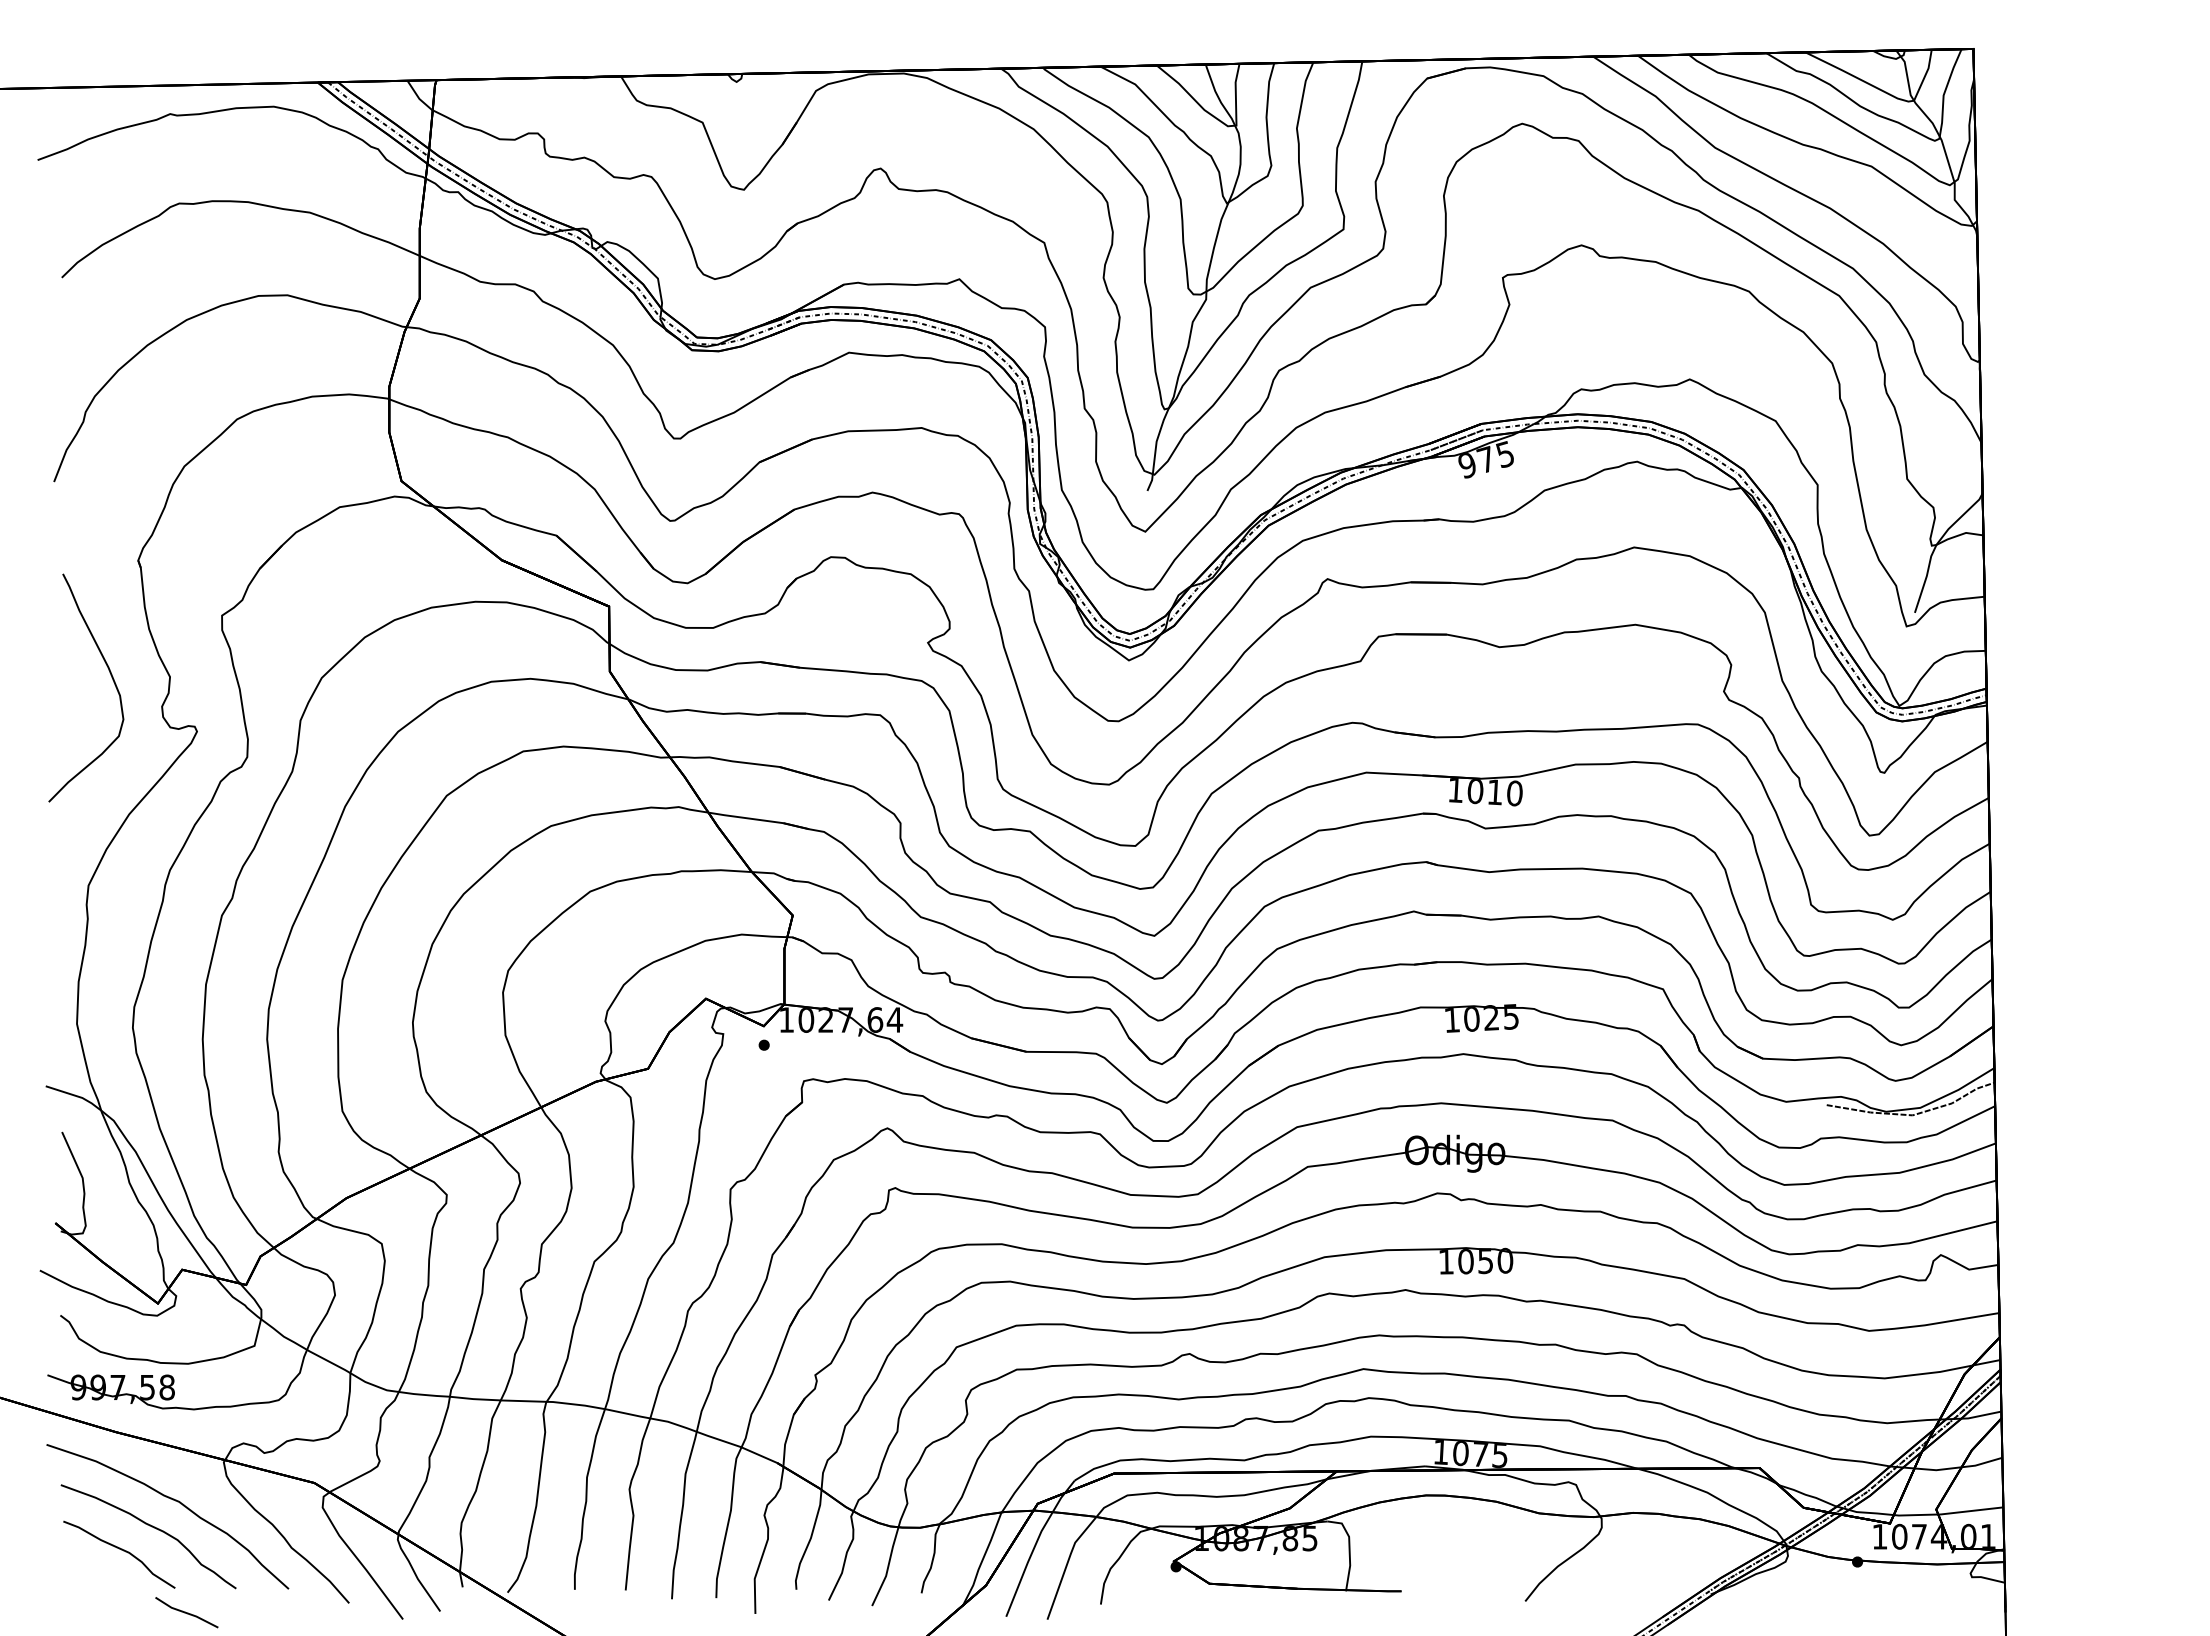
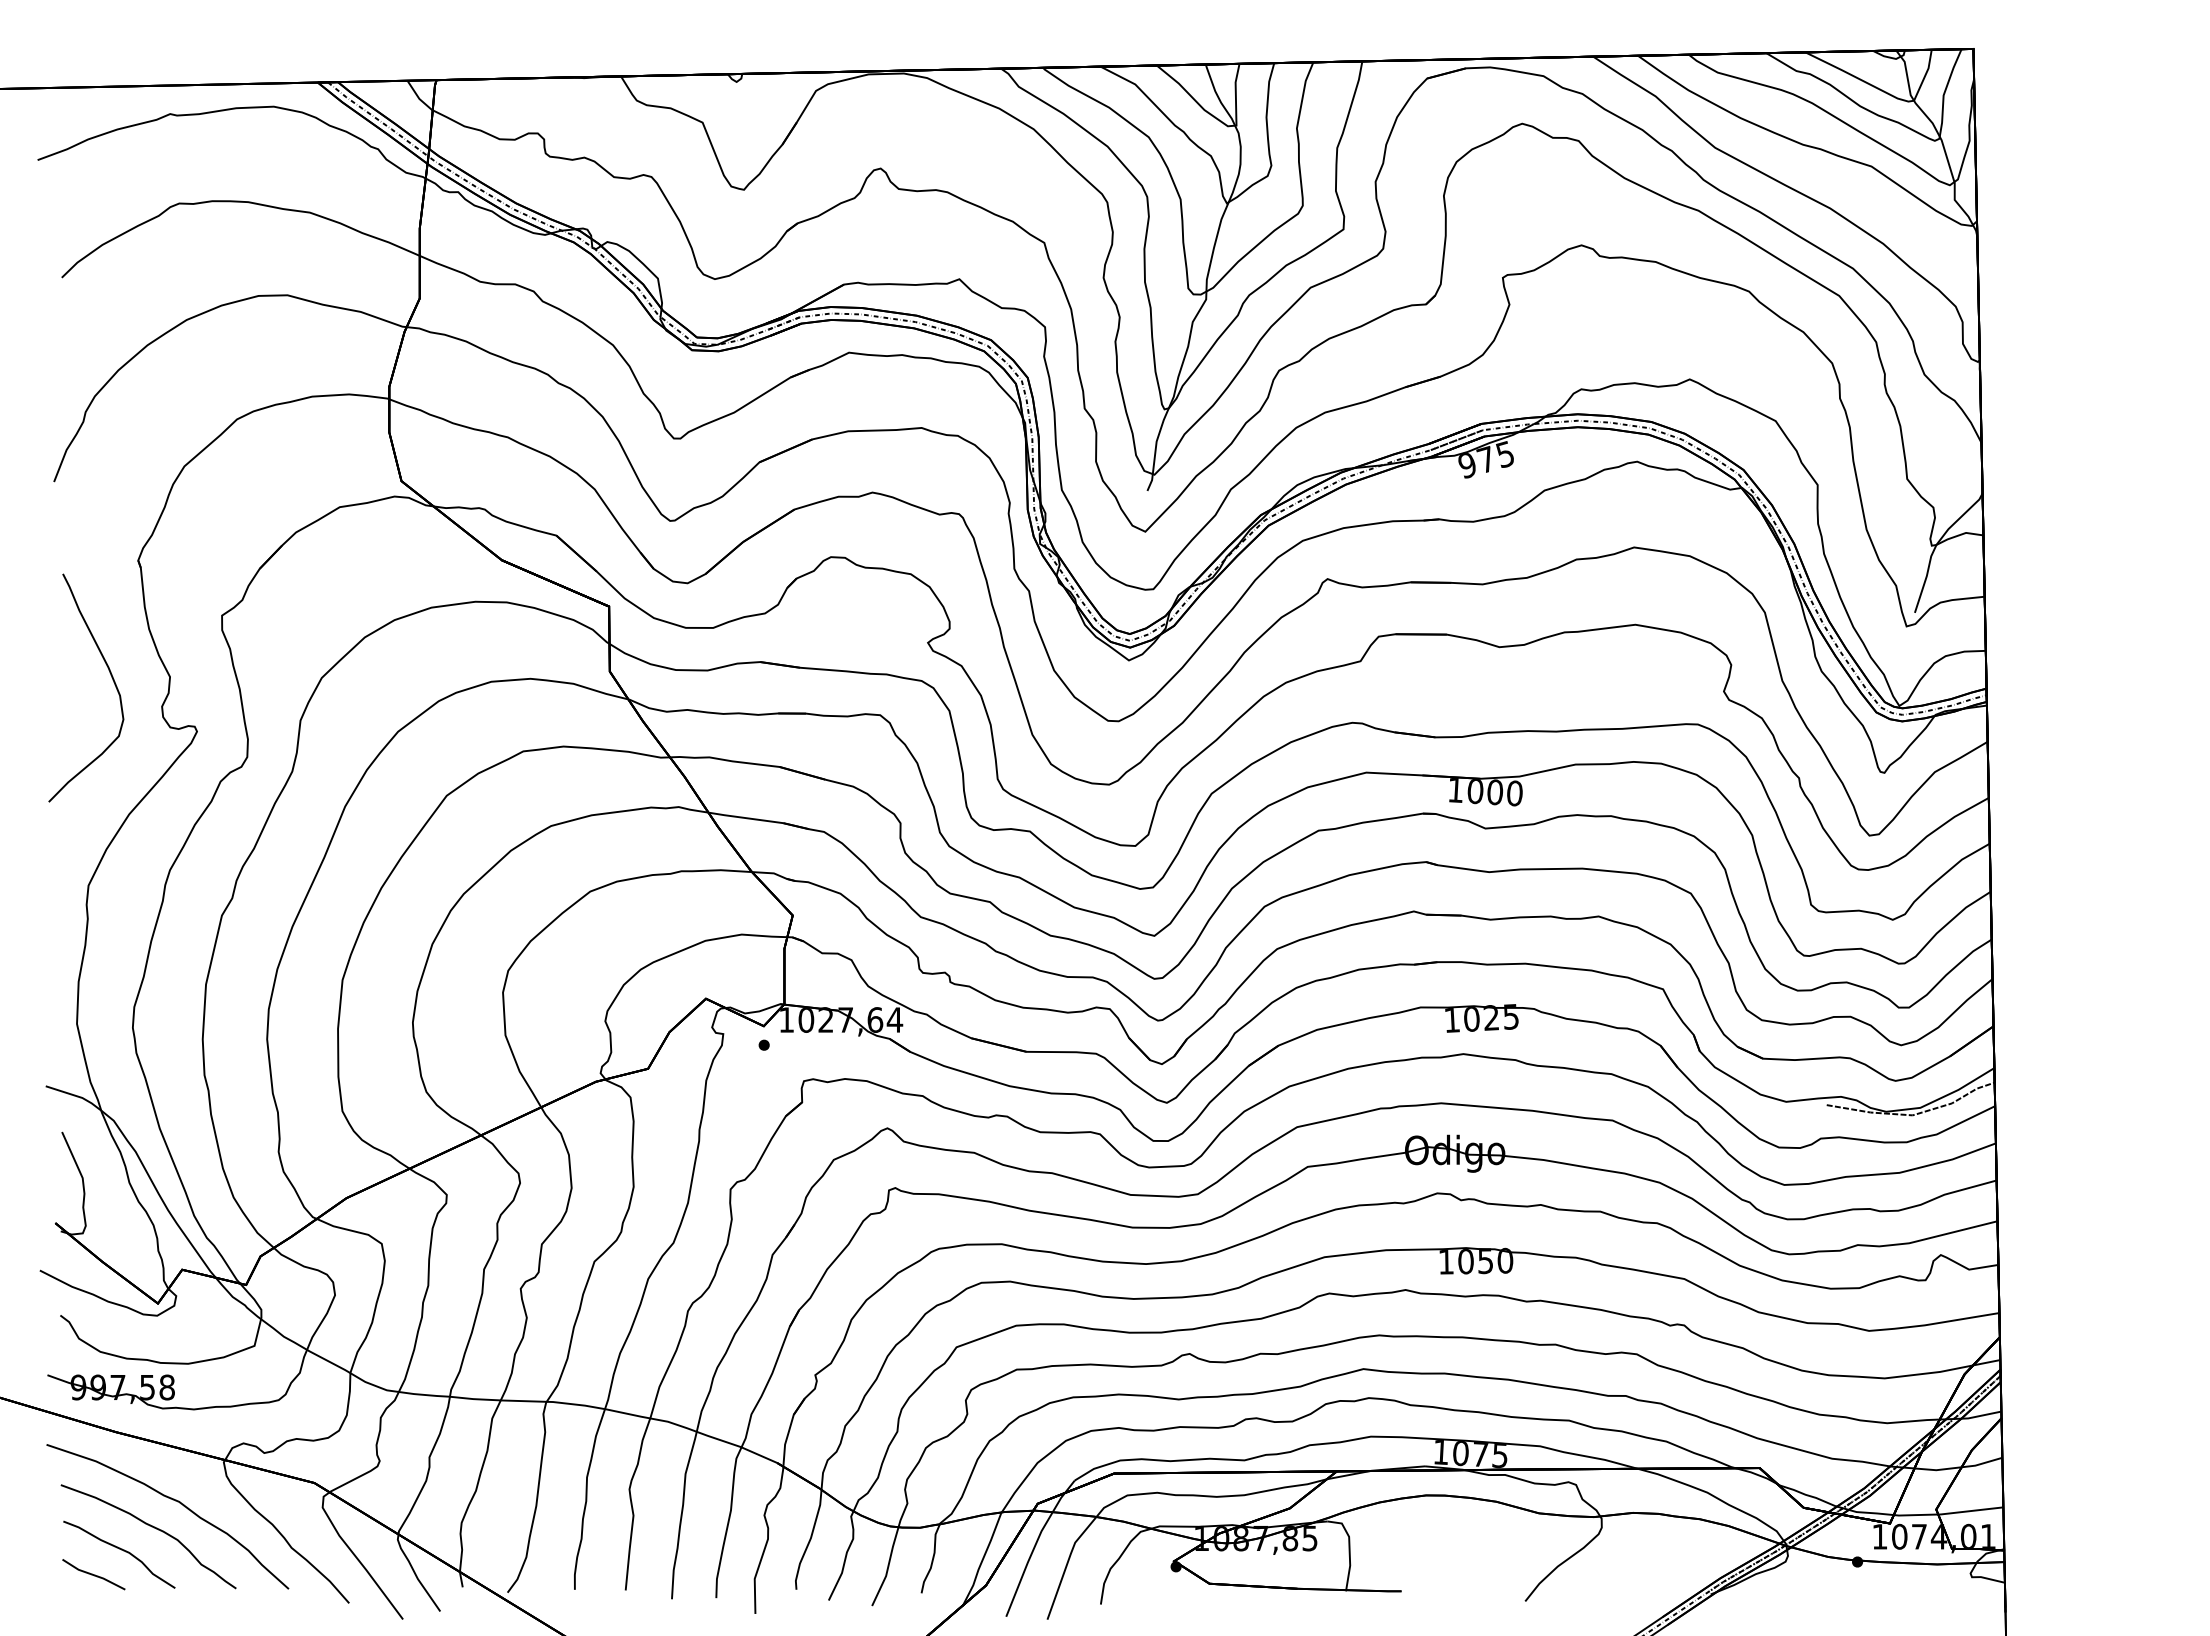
text: 1010 -> 1000 (1495, 792)
line position: (186, 1612) -> (93, 1574) (93, 1574)
